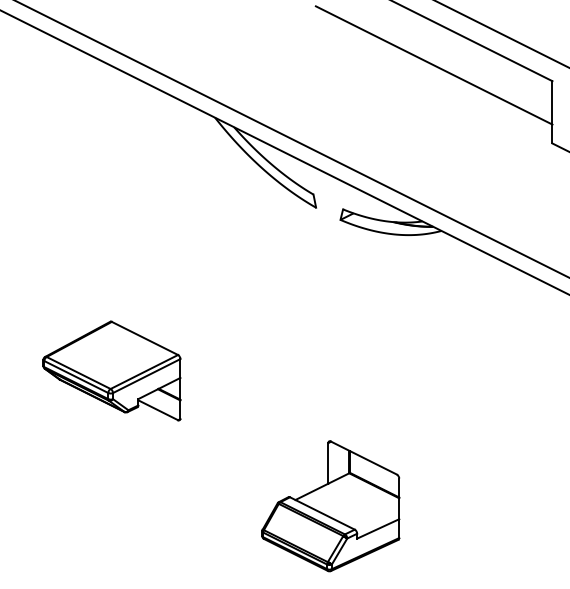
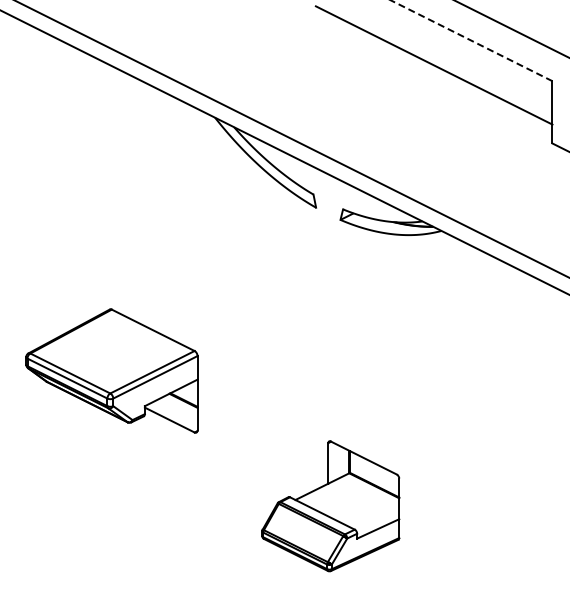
line position: (502, 34) -> (512, 29) (512, 29)
line: solid -> dashed (471, 40)
part size: 140x102 px -> 174x126 px (111, 370)
